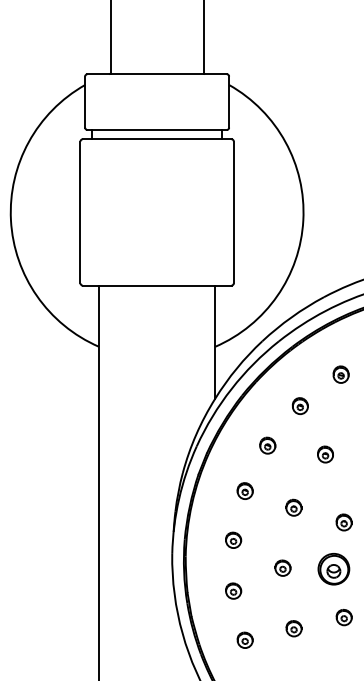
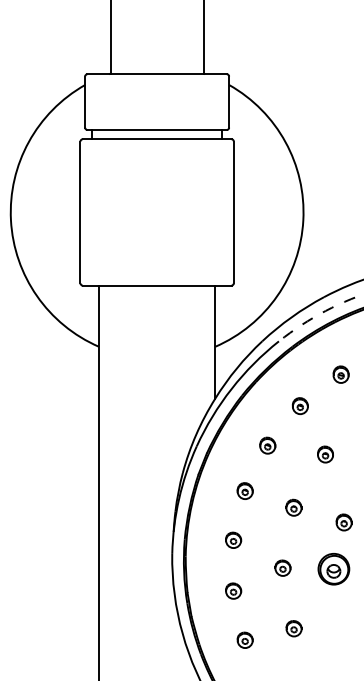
arc: solid -> dashed (318, 314)
part: present -> none (343, 617)
